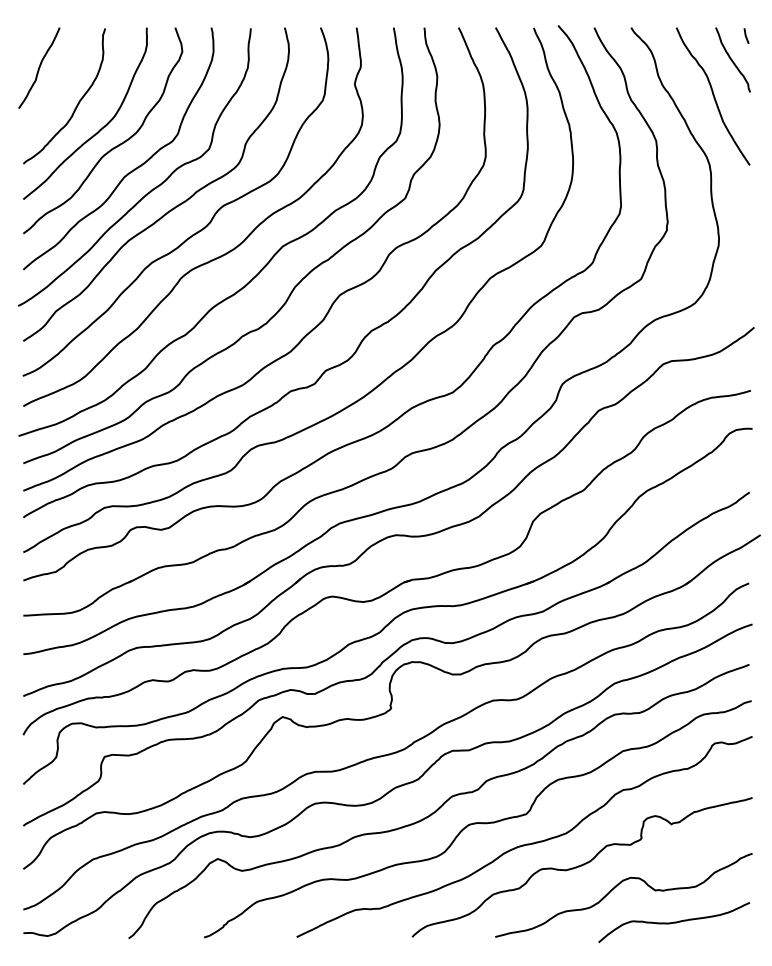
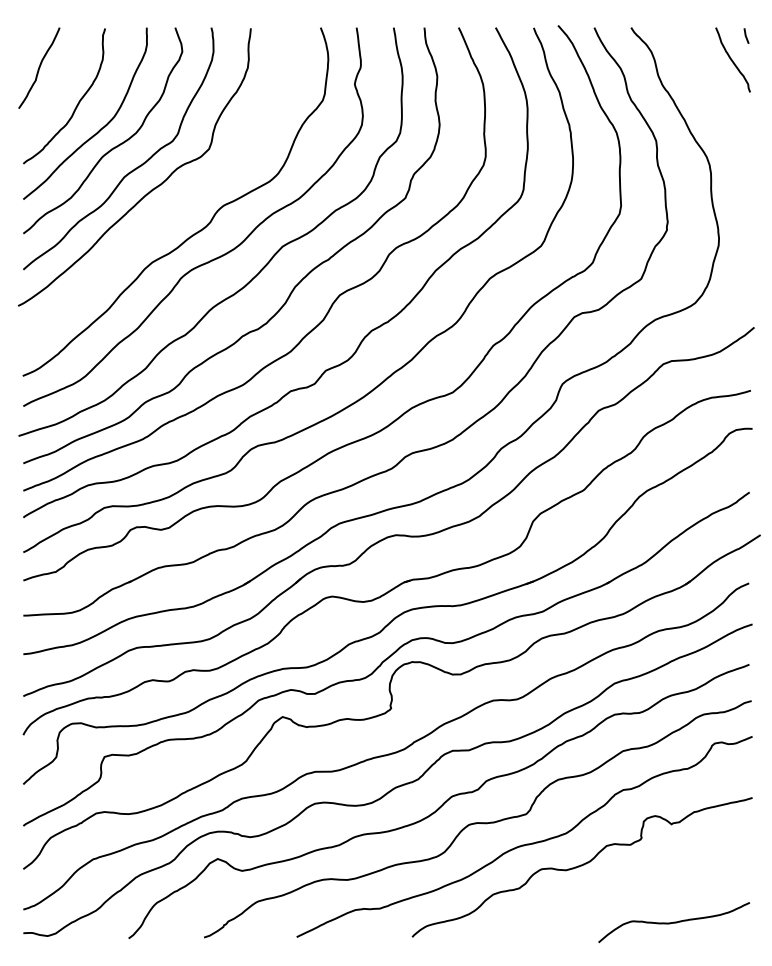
curve: present -> none (712, 95)
curve: present -> none (173, 207)
curve: present -> none (616, 887)
